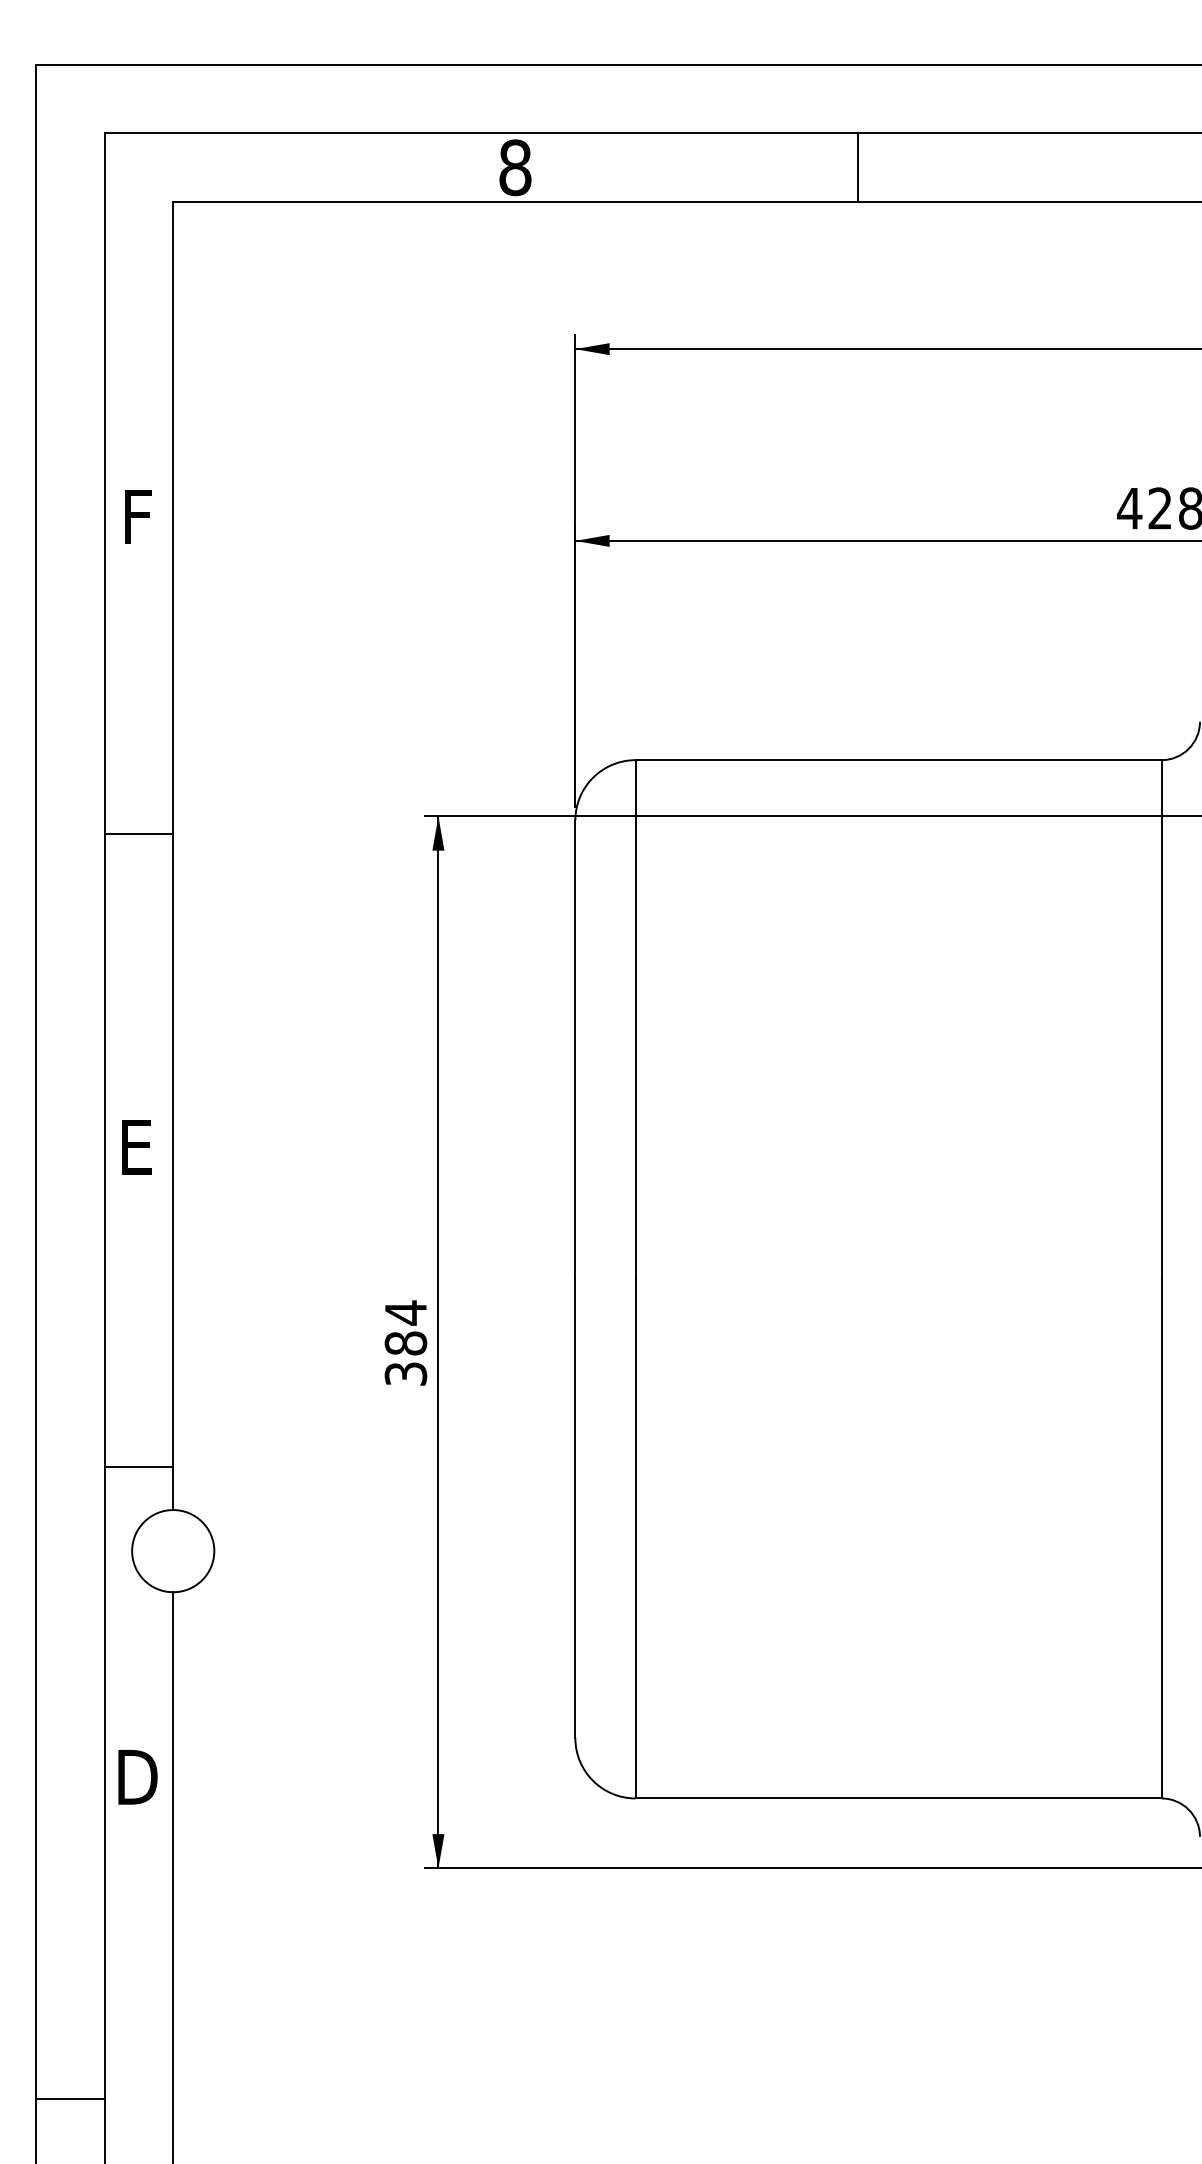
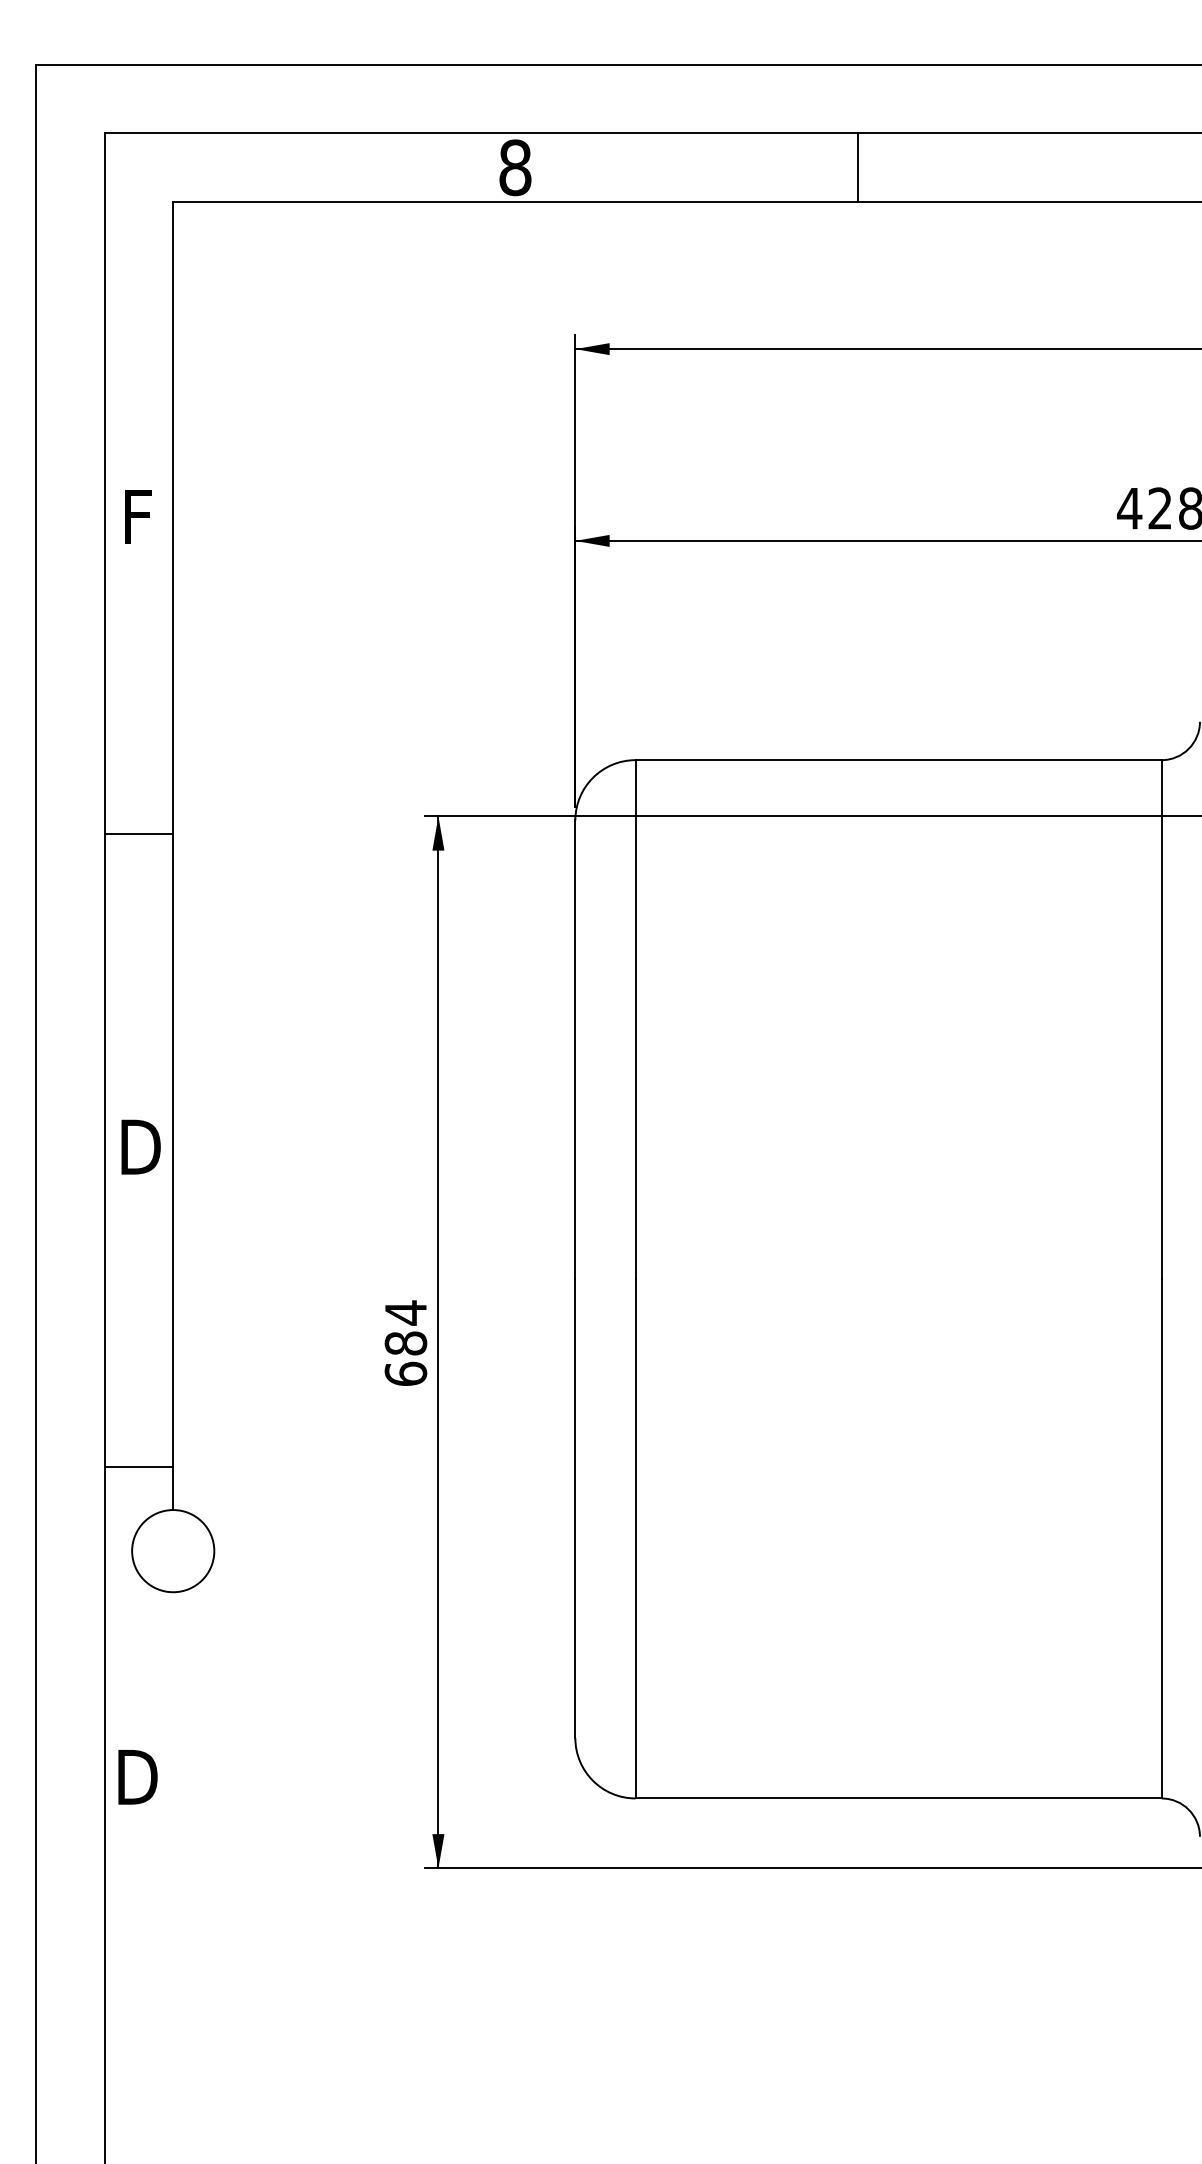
text: E -> D (140, 1146)
text: 384 -> 684 (405, 1373)
line: present -> none (173, 1876)
line: present -> none (70, 2099)
